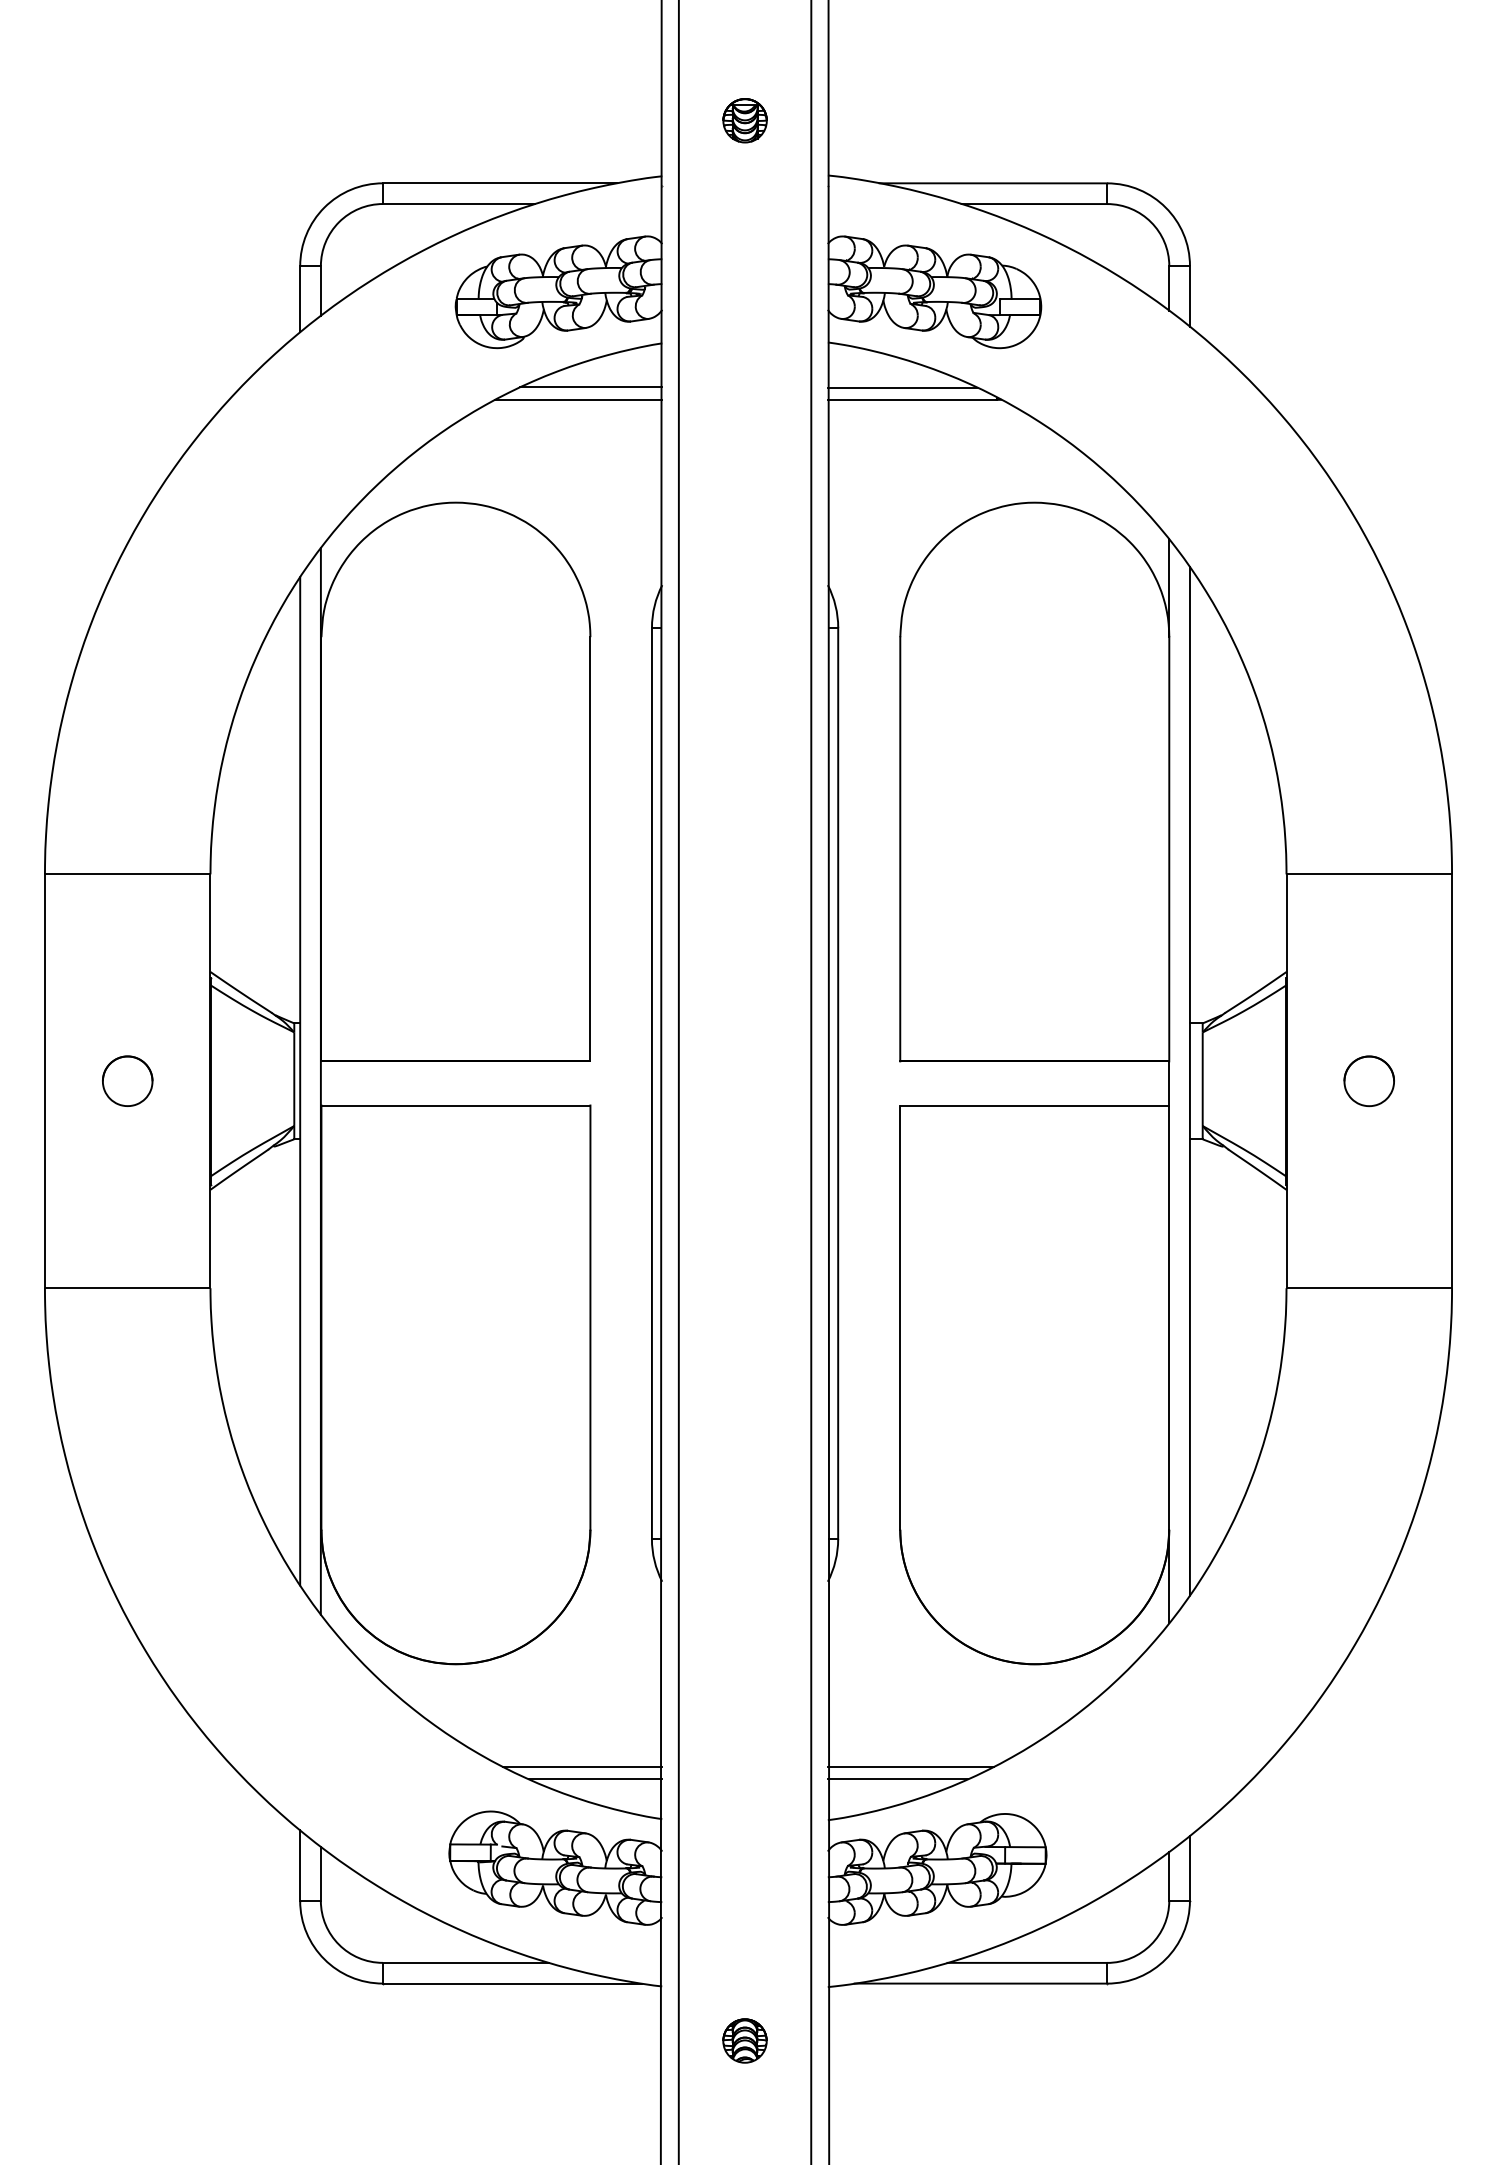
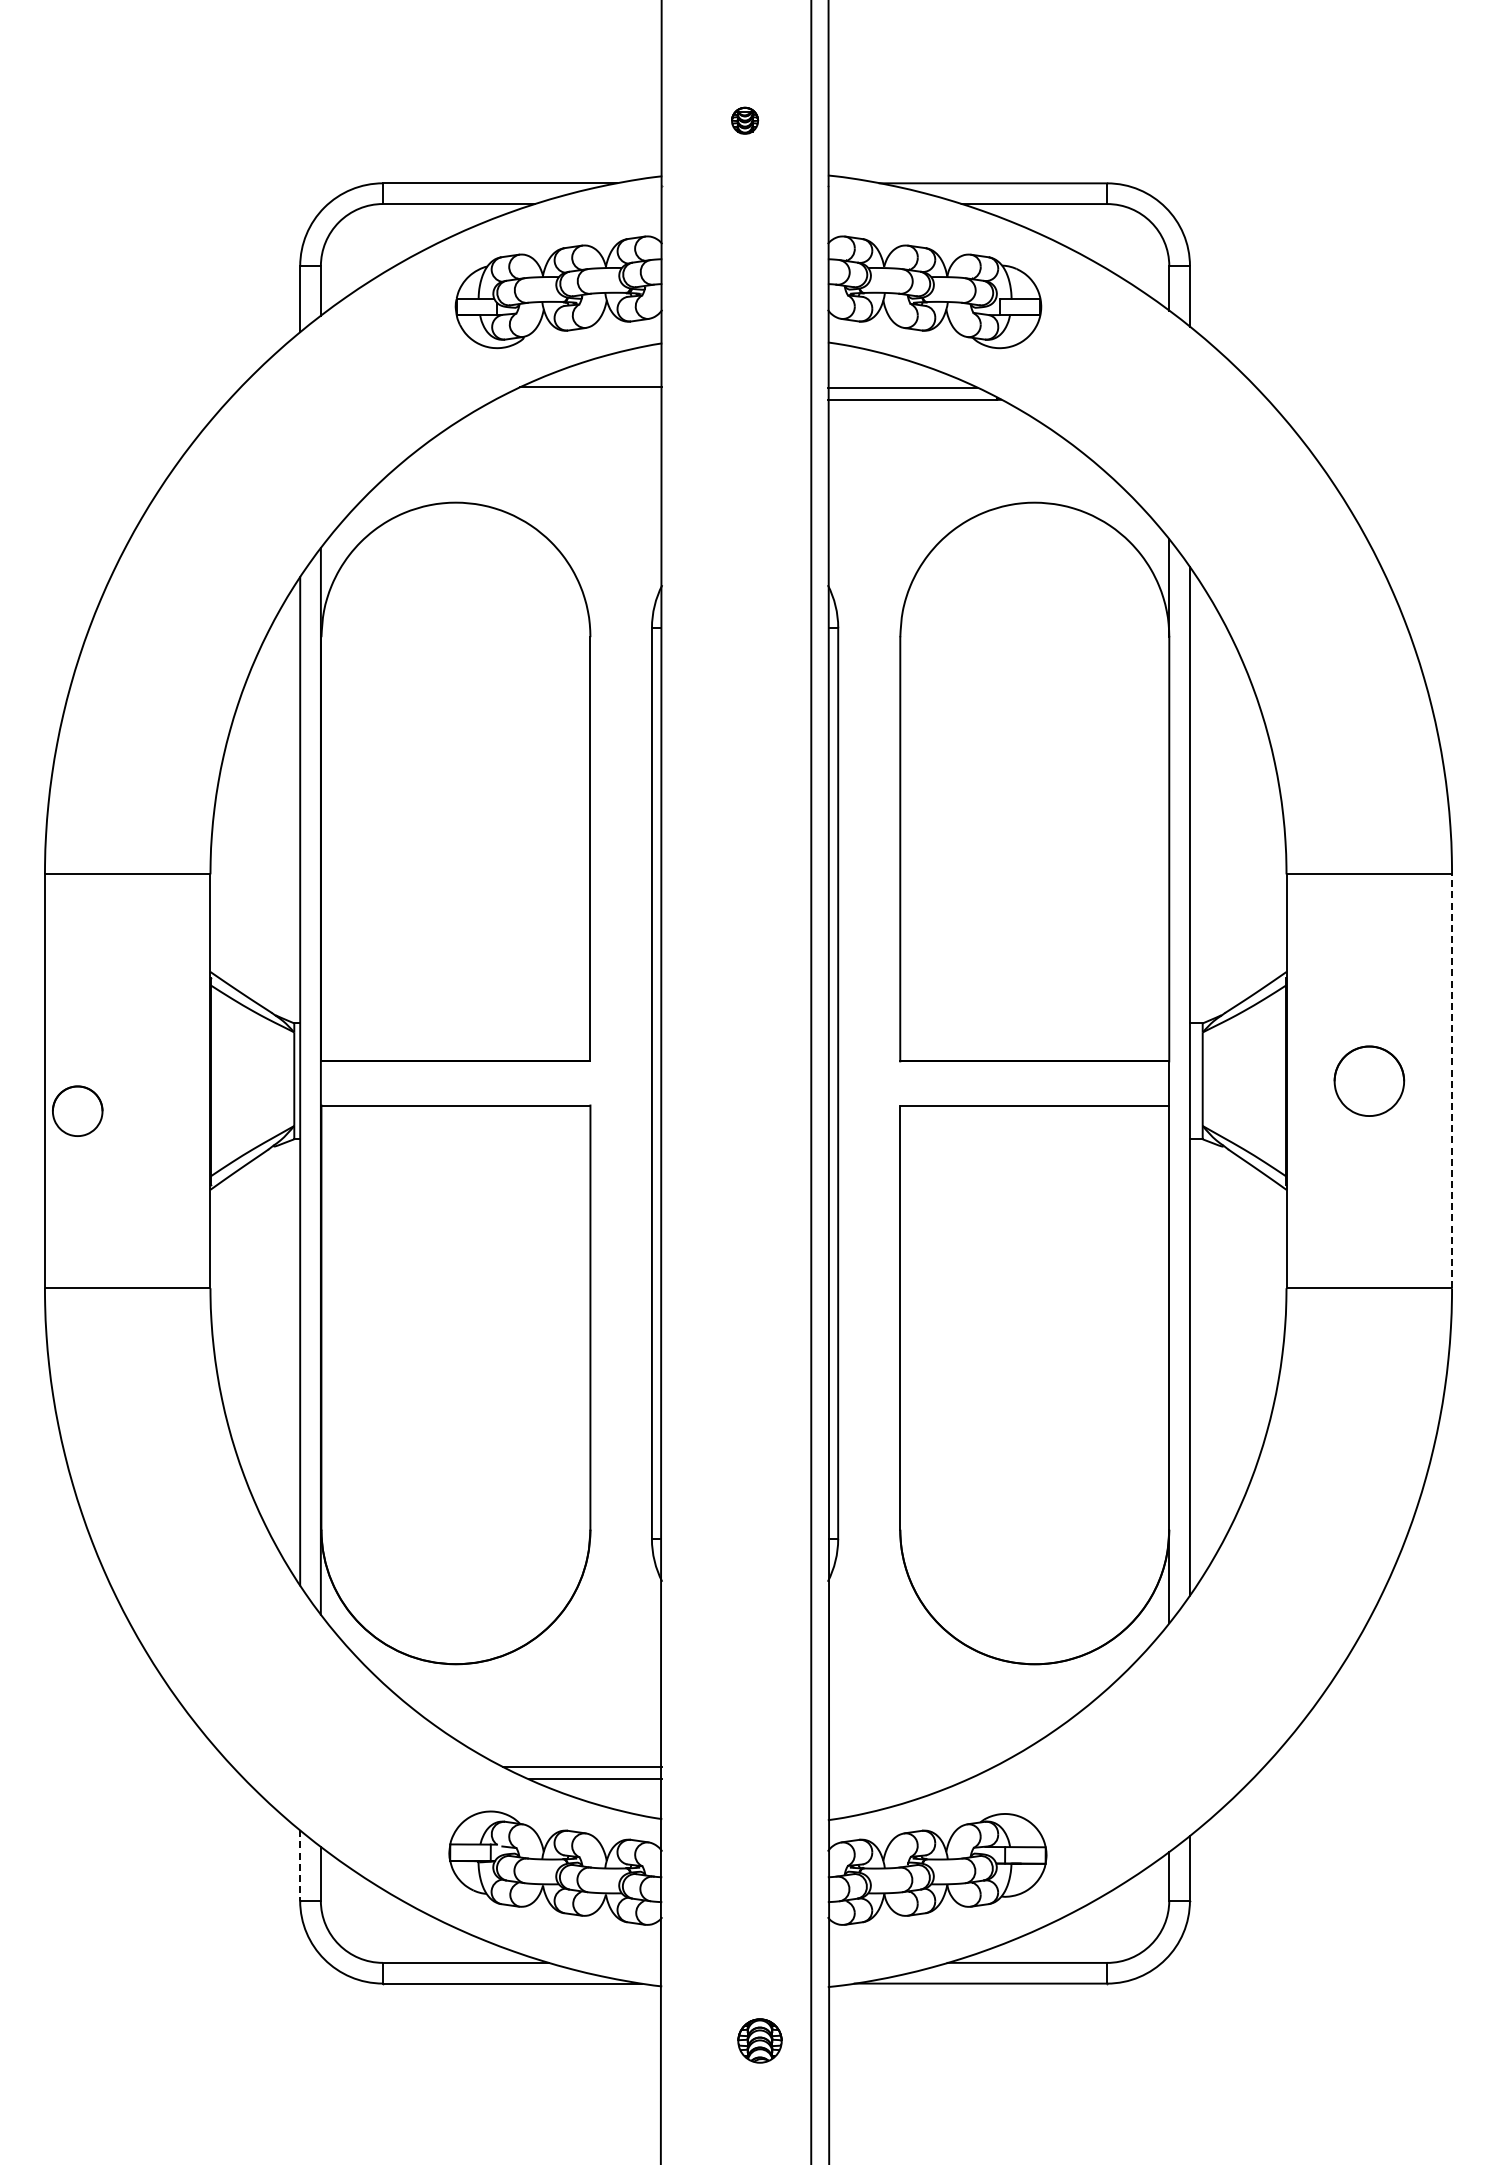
part size: 46x46 px -> 29x29 px (745, 120)
line: present -> none (578, 399)
part position: (127, 1080) -> (77, 1110) (77, 1110)
line: present -> none (678, 1081)
part size: 52x53 px -> 73x72 px (1369, 1080)
line: solid -> dashed (1452, 1081)
line: present -> none (910, 1767)
line: present -> none (897, 1779)
line: solid -> dashed (300, 1866)
part position: (744, 2040) -> (759, 2040) (759, 2040)
